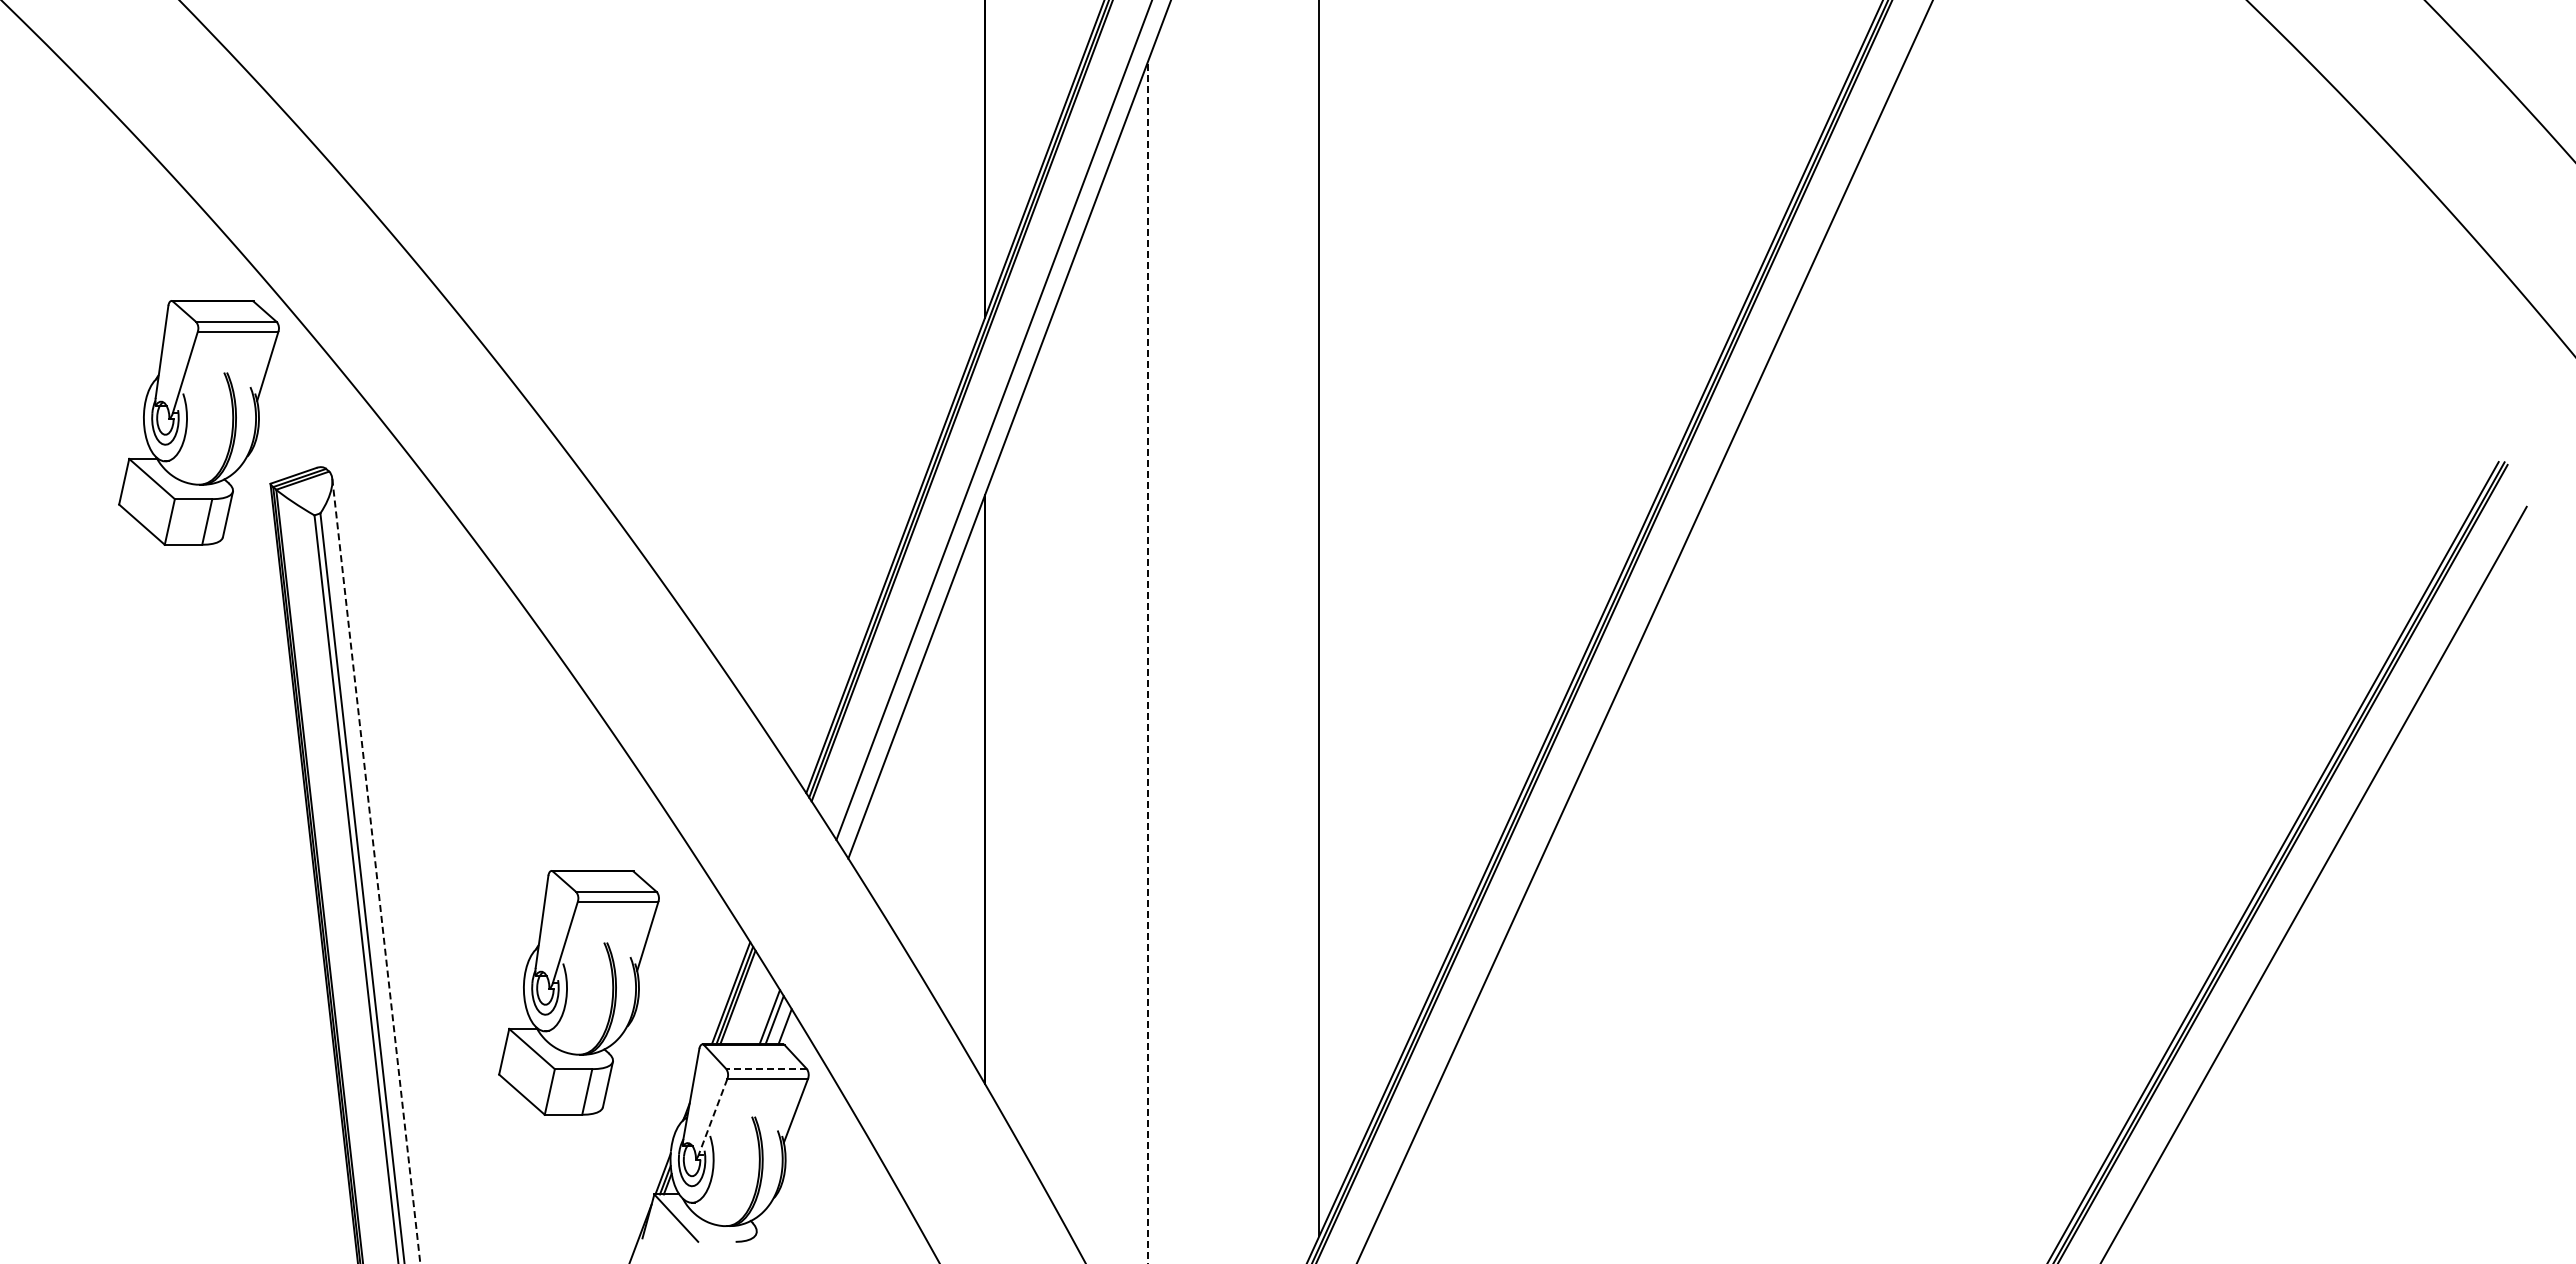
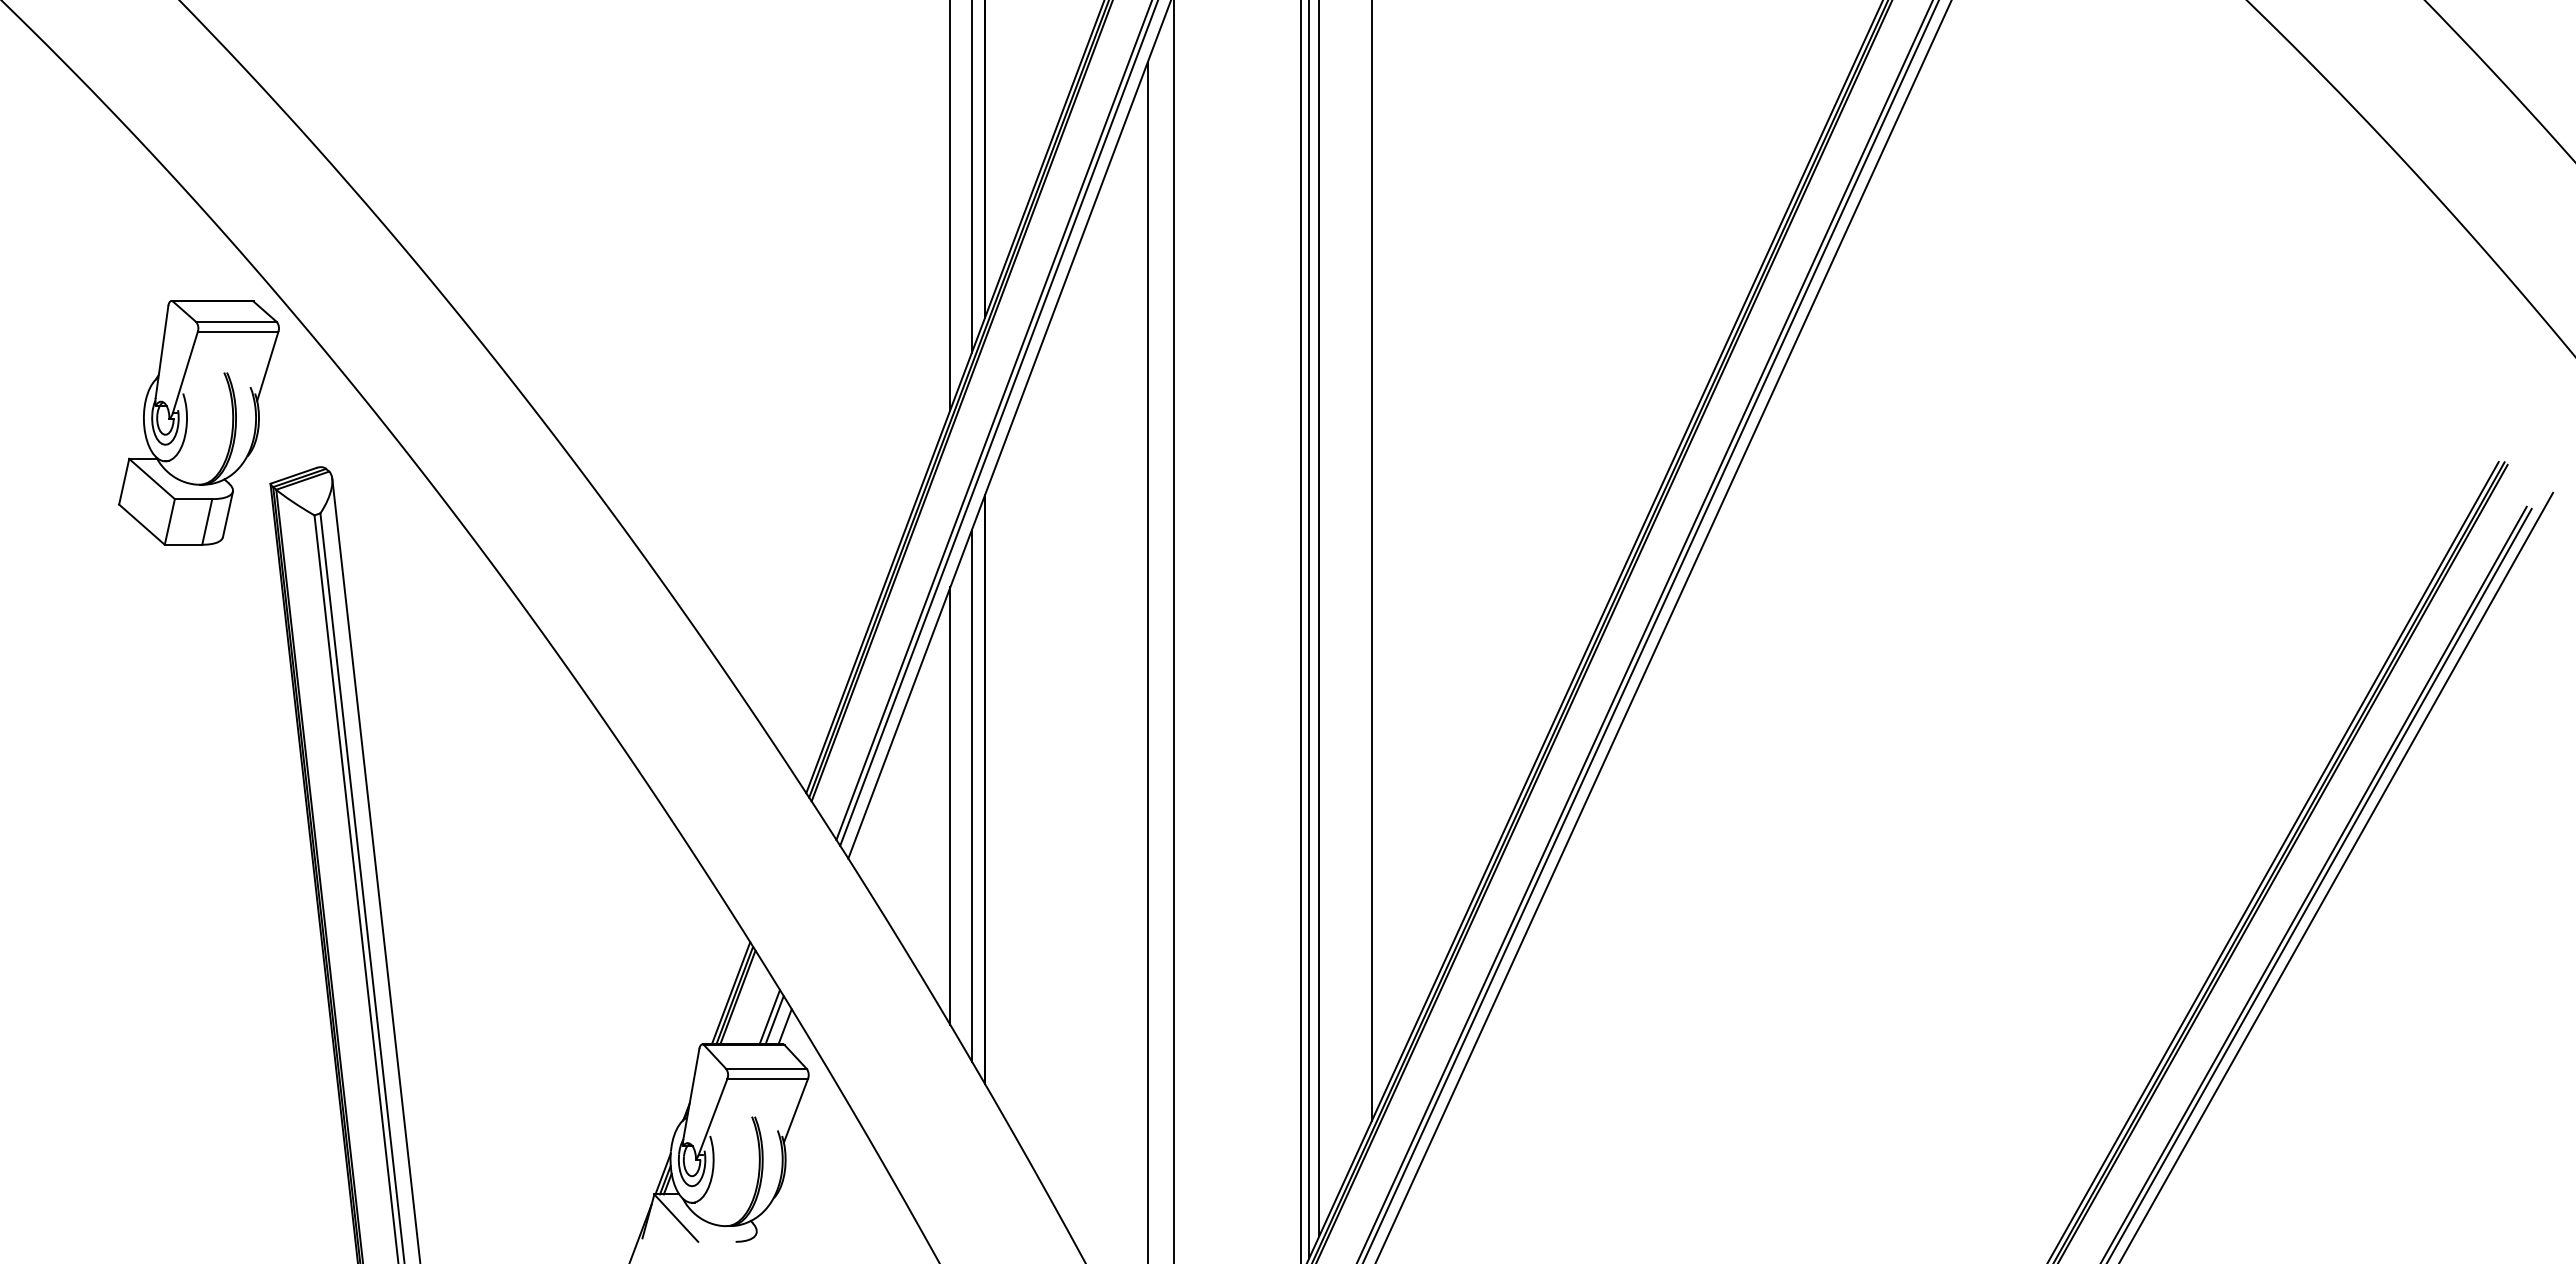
line: none -> present (971, 177)
line: none -> present (950, 206)
line: none -> present (998, 423)
line: none -> present (1371, 561)
line: none -> present (1308, 630)
line: none -> present (1174, 631)
line: none -> present (1300, 631)
line: none -> present (1651, 631)
line: none -> present (1663, 631)
line: dashed -> solid (1147, 662)
line: none -> present (971, 795)
line: none -> present (950, 806)
line: dashed -> solid (376, 871)
line: none -> present (2336, 876)
line: none -> present (2319, 884)
part: present -> none (578, 992)
line: dashed -> solid (766, 1069)
line: dashed -> solid (712, 1117)
